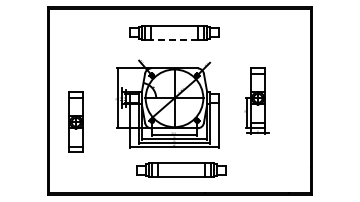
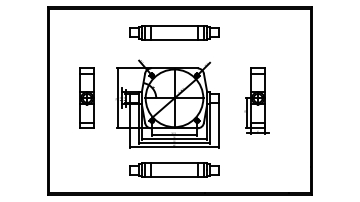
line: dashed -> solid (174, 39)
part position: (75, 121) -> (86, 97) (86, 97)
part position: (181, 169) -> (174, 169) (174, 169)
